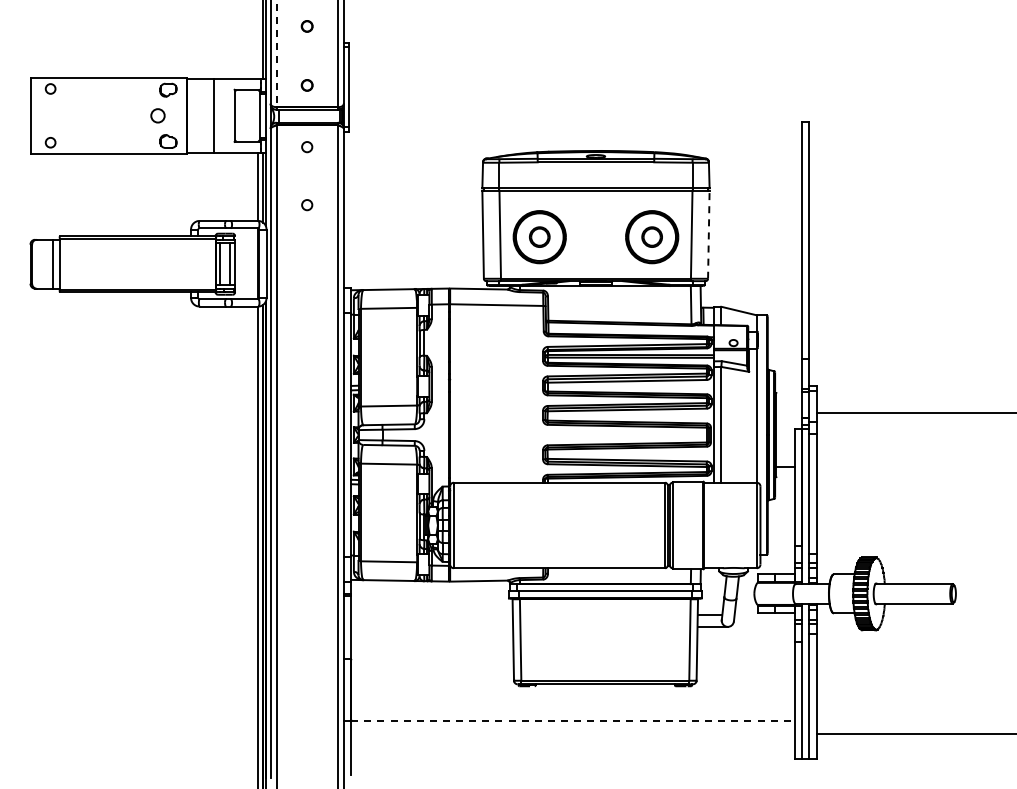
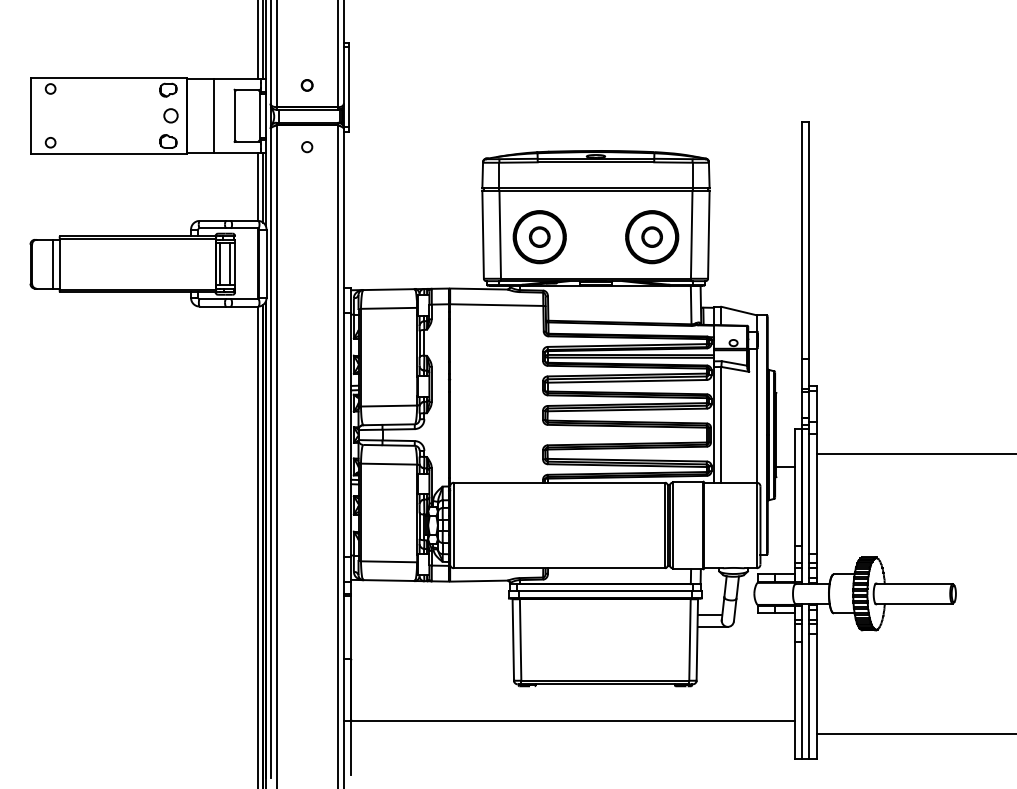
part: present -> none (306, 26)
line: none -> present (258, 40)
line: dashed -> solid (276, 54)
circle position: (157, 115) -> (170, 115) (170, 115)
circle: present -> none (307, 205)
line: dashed -> solid (708, 234)
line position: (914, 413) -> (914, 454) (914, 454)
line: dashed -> solid (572, 720)
